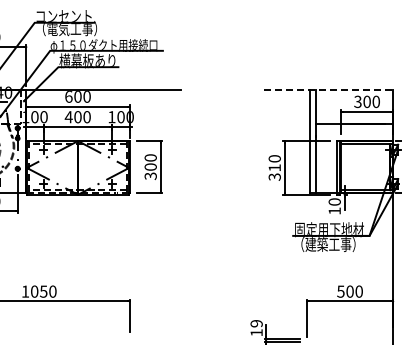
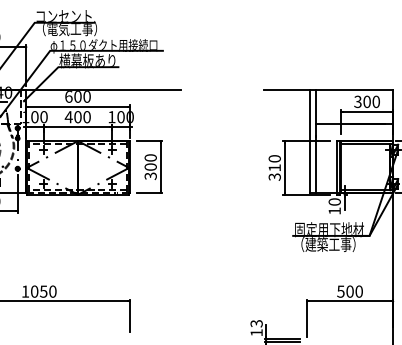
line: dashed -> solid (329, 89)
text: 19 -> 13 (256, 323)
